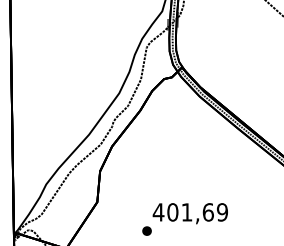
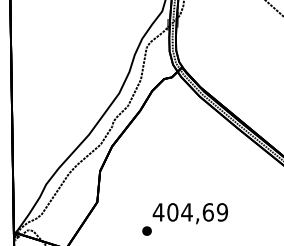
text: 401,69 -> 404,69 (186, 212)
